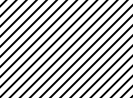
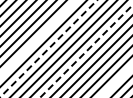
line: present -> none (38, 38)
line: solid -> dashed (49, 48)
line: solid -> dashed (86, 50)
line: present -> none (116, 81)
